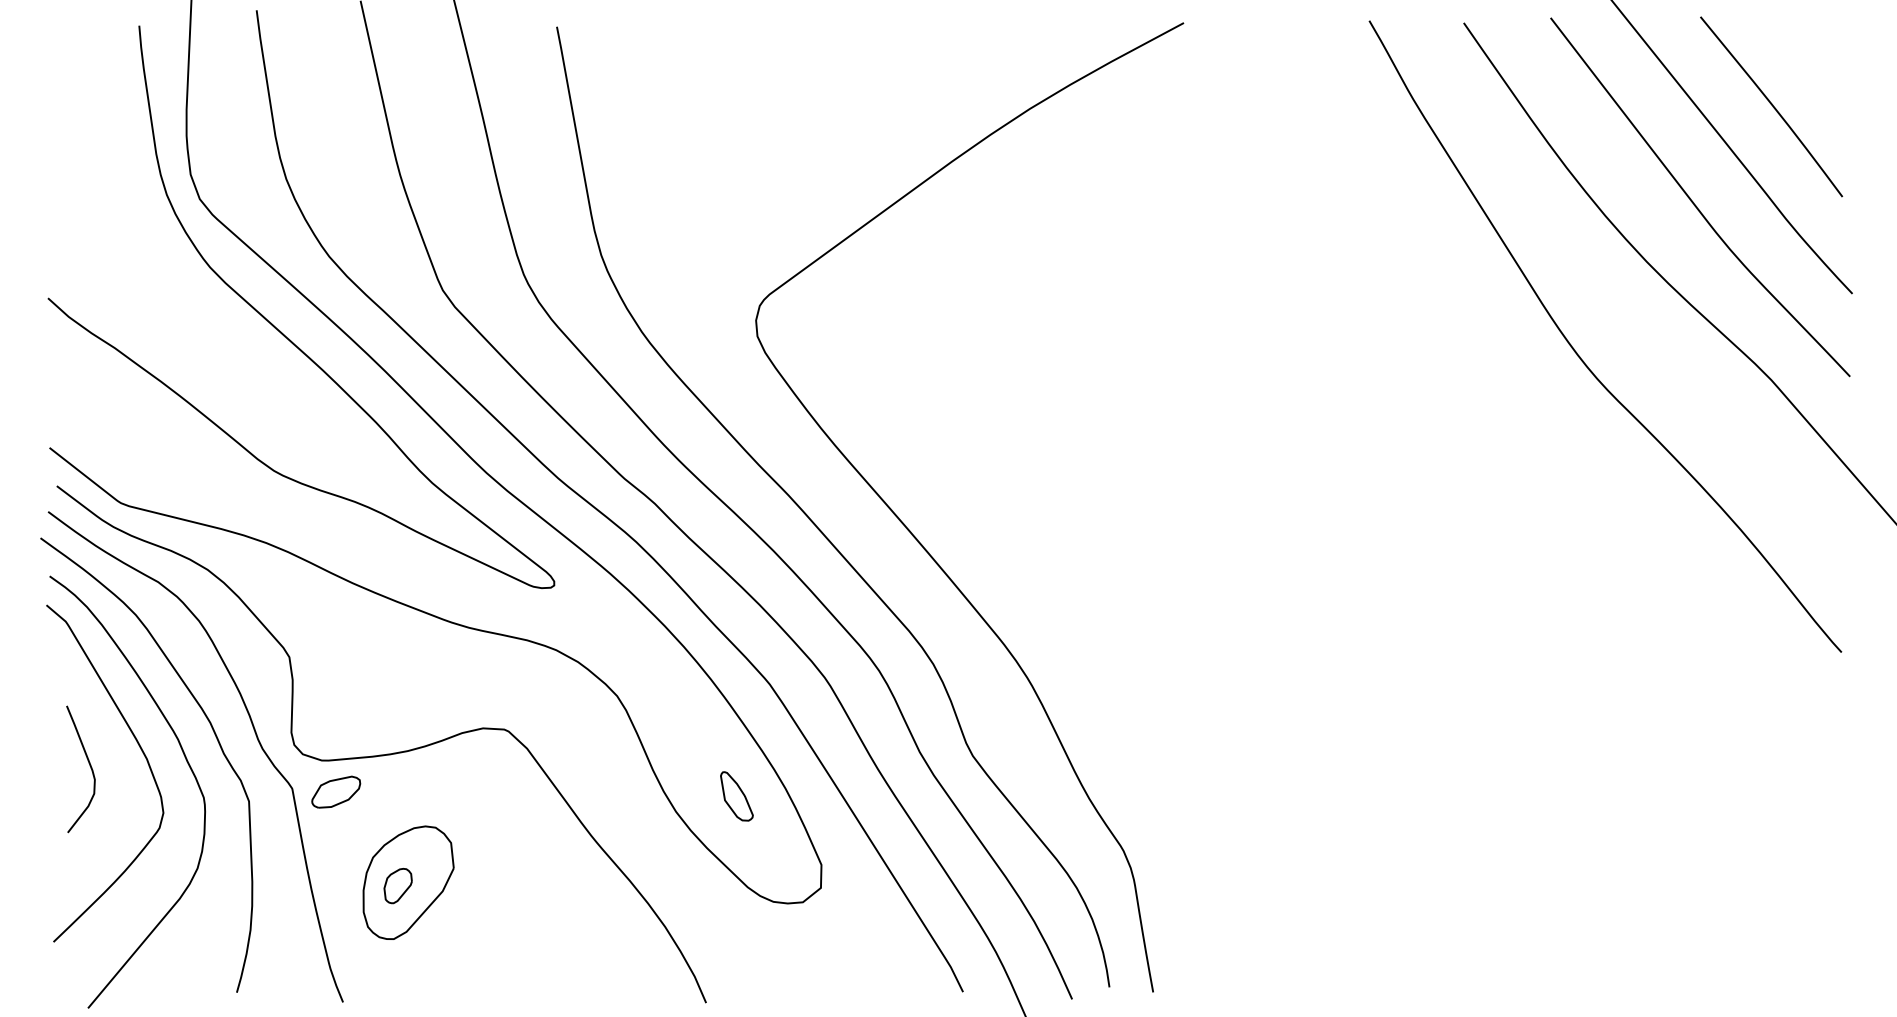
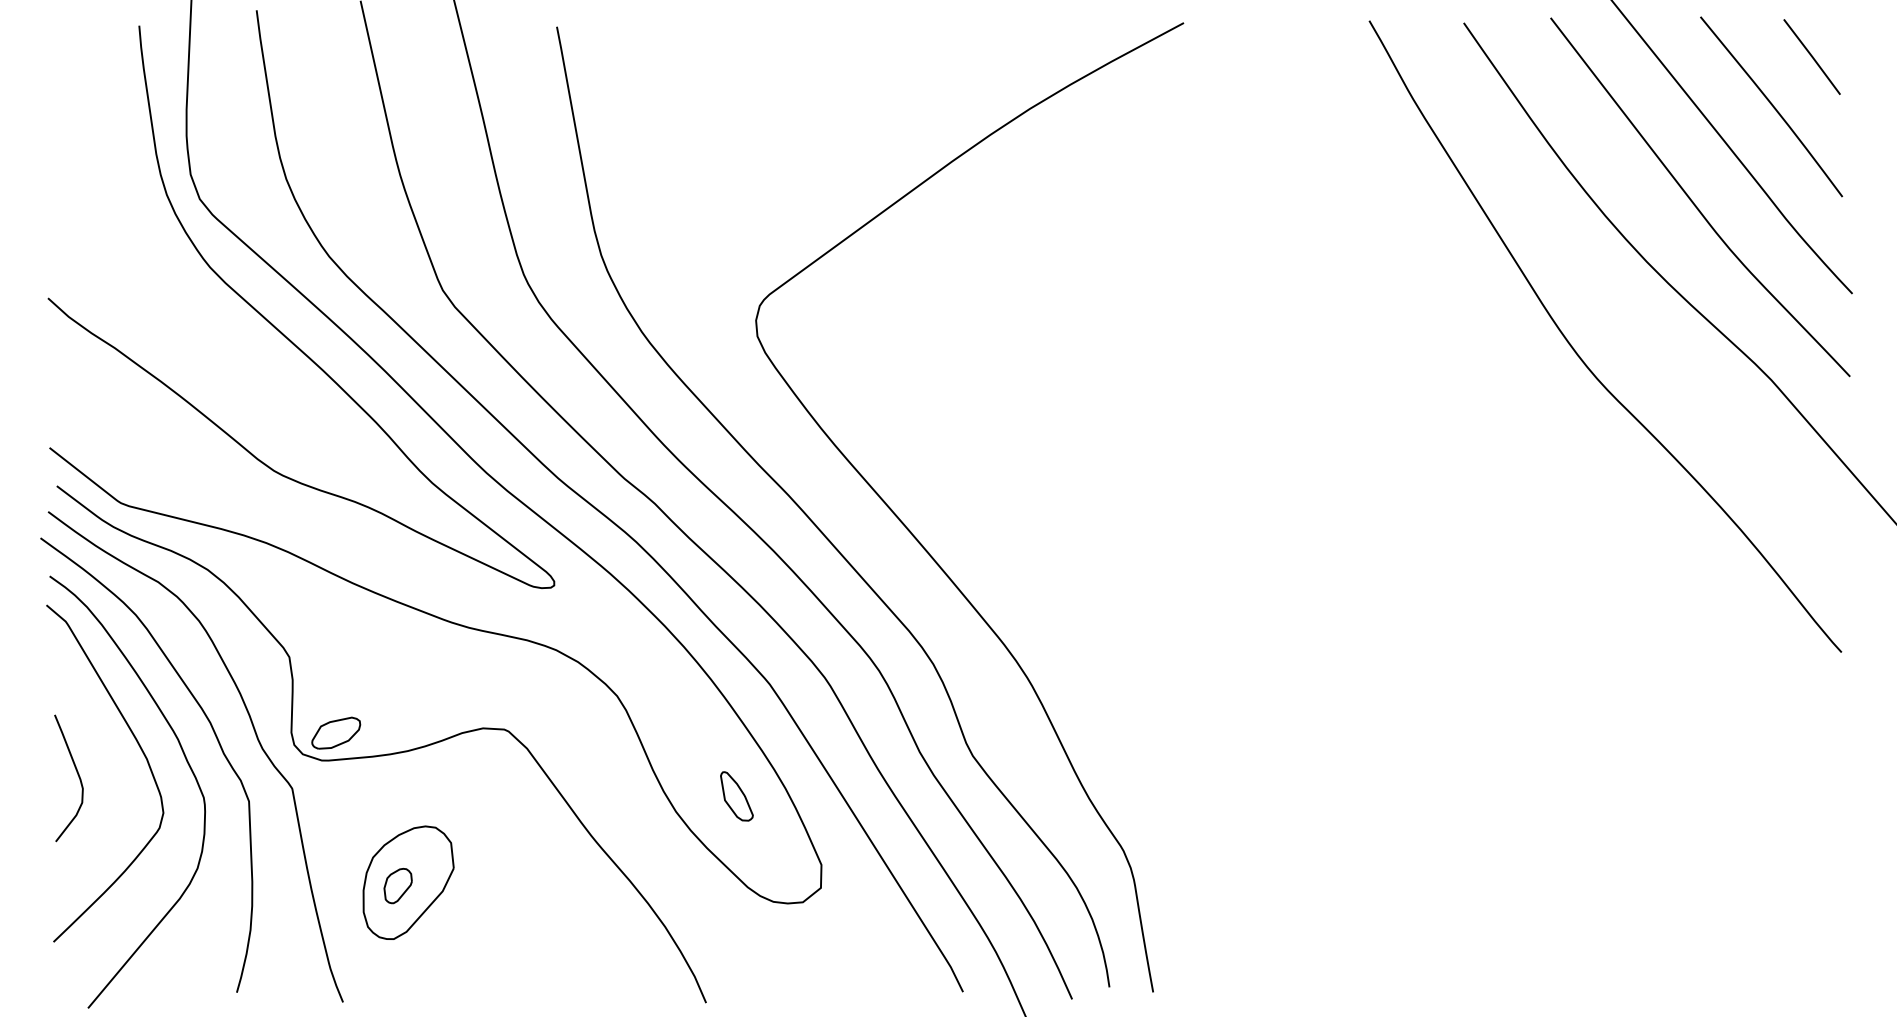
line: none -> present (1811, 56)
curve position: (89, 766) -> (77, 775) (77, 775)
part position: (336, 791) -> (336, 732) (336, 732)
